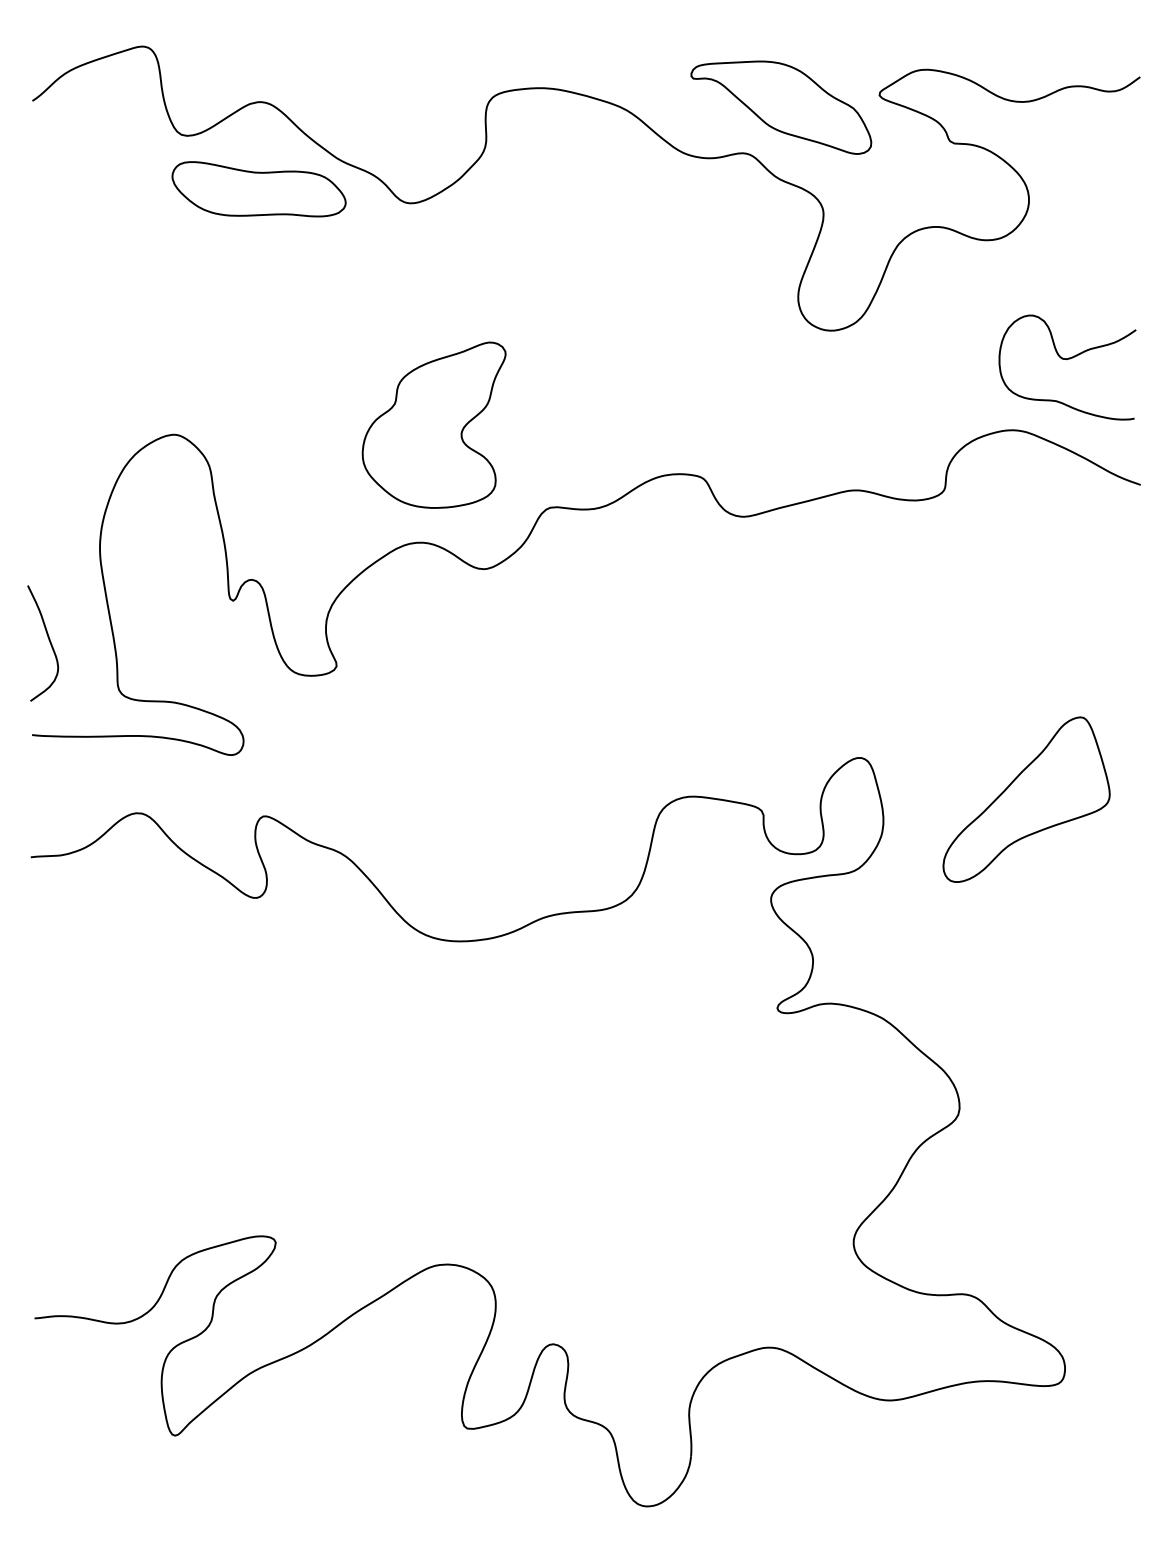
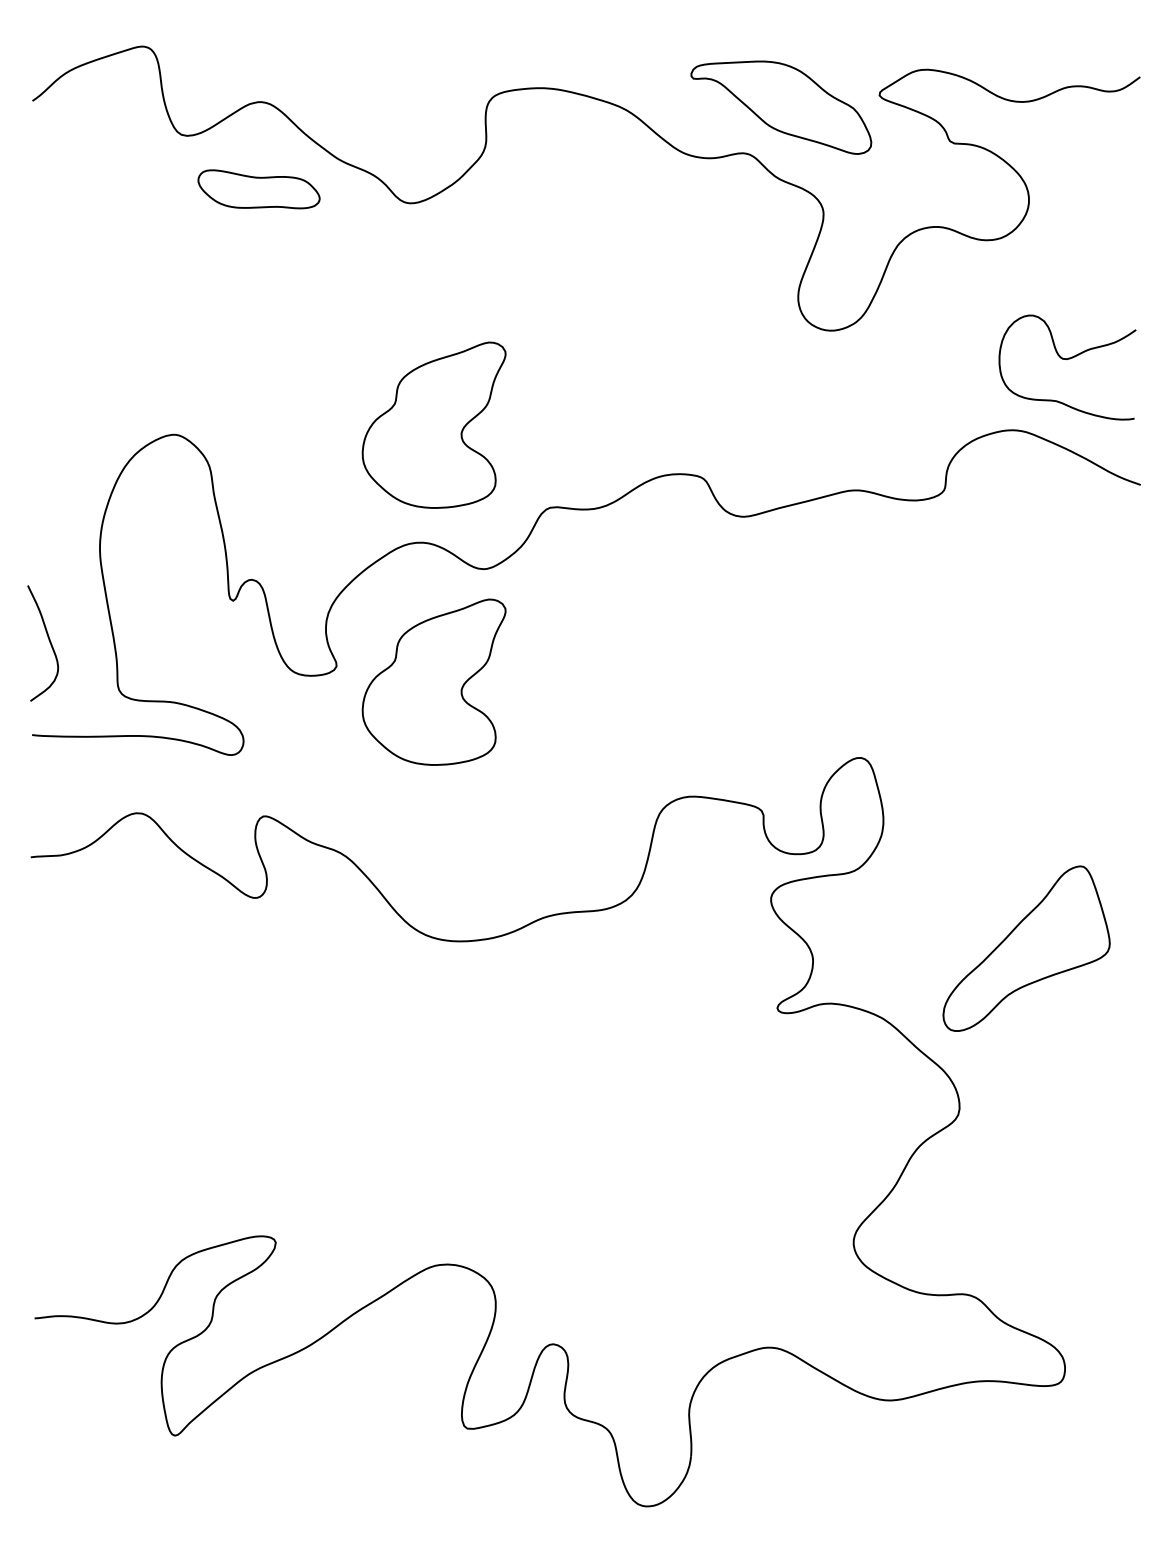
part size: 176x57 px -> 124x41 px (258, 189)
part: none -> present (433, 681)
part position: (1026, 799) -> (1026, 948) (1026, 948)
